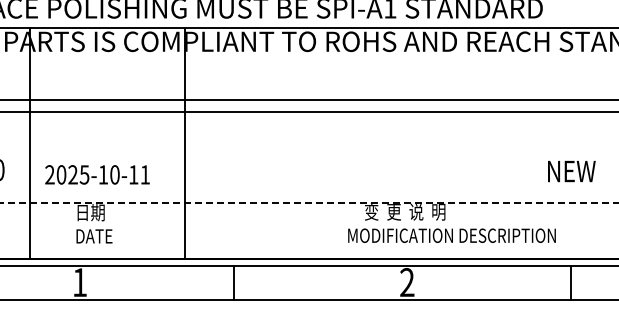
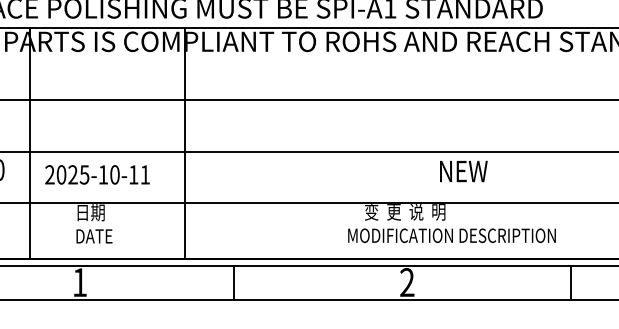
line position: (308, 111) -> (308, 151) (308, 151)
text position: (571, 171) -> (463, 171) (463, 171)
line: dashed -> solid (309, 203)
